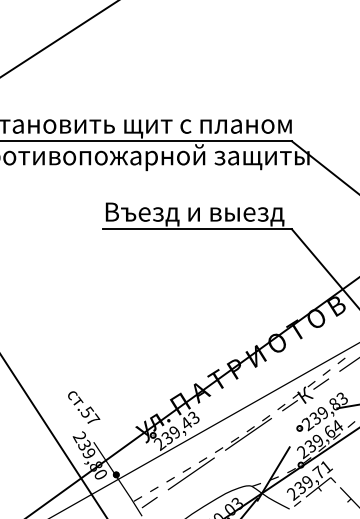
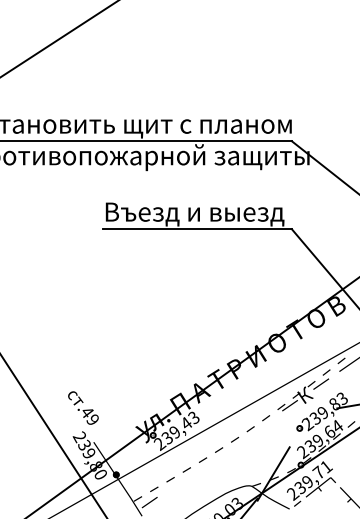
text: .57 -> .49 (90, 415)
fill: present -> none (248, 434)
fill: present -> none (191, 473)
